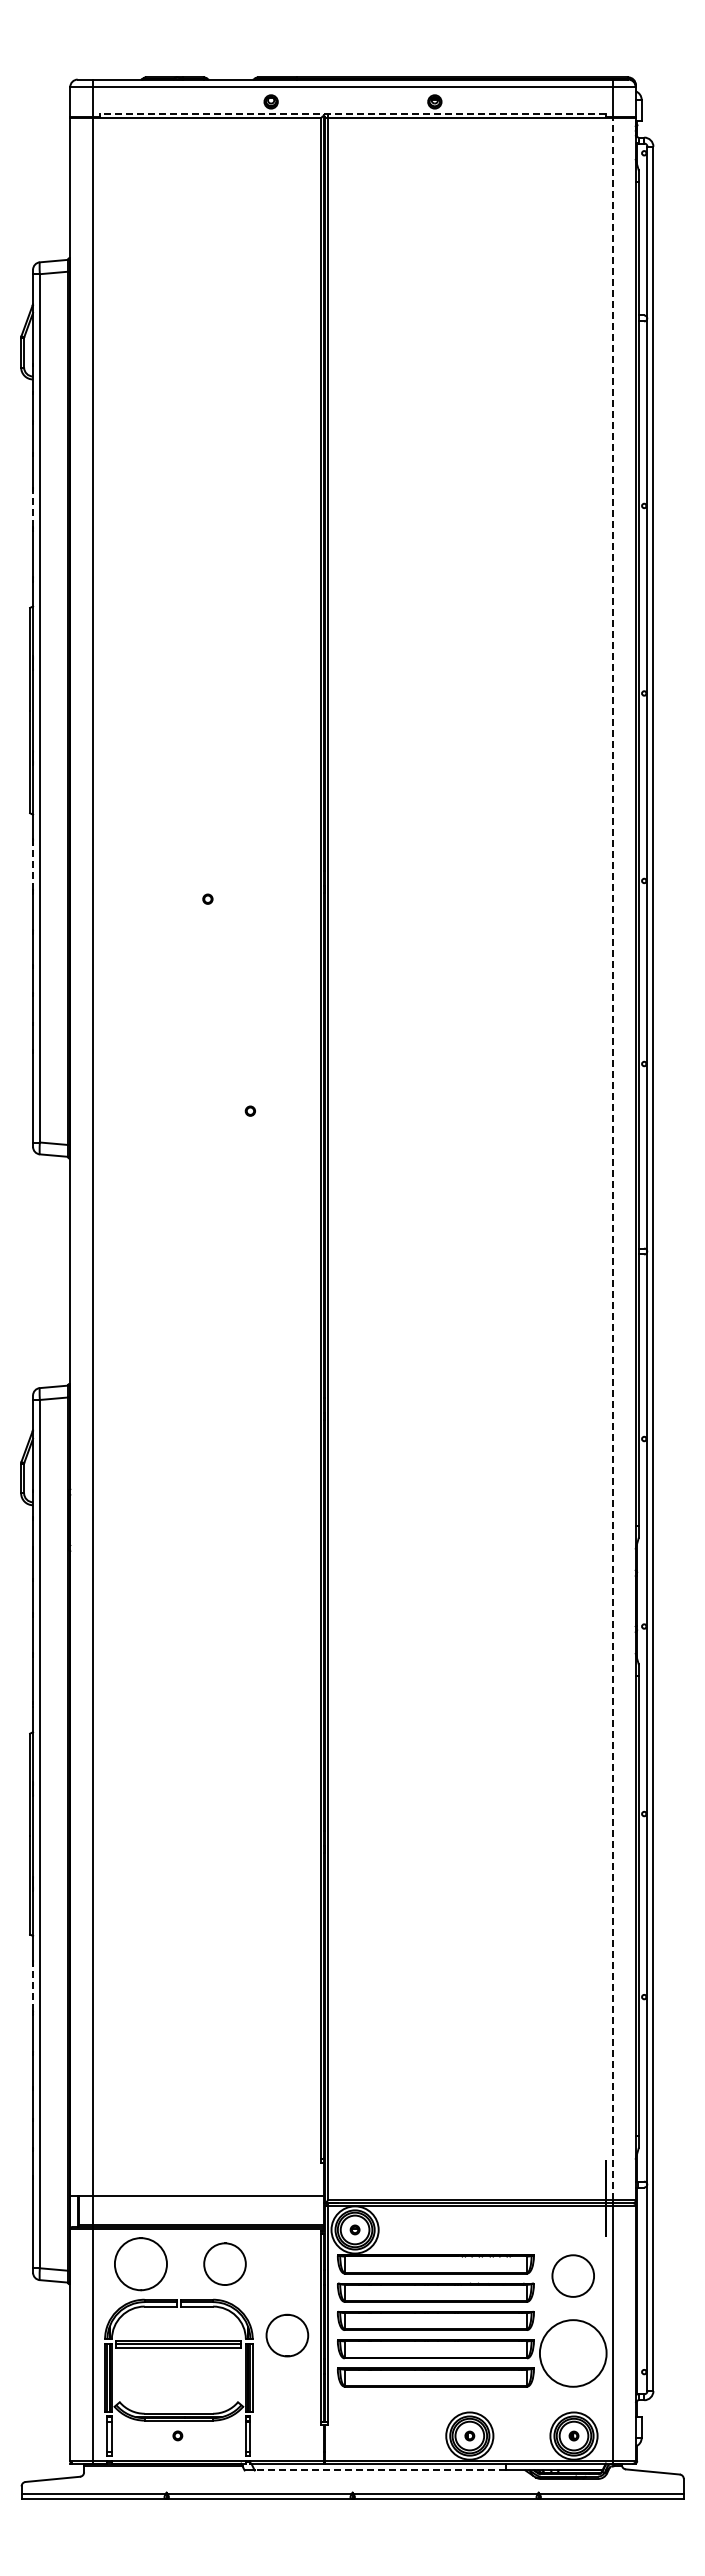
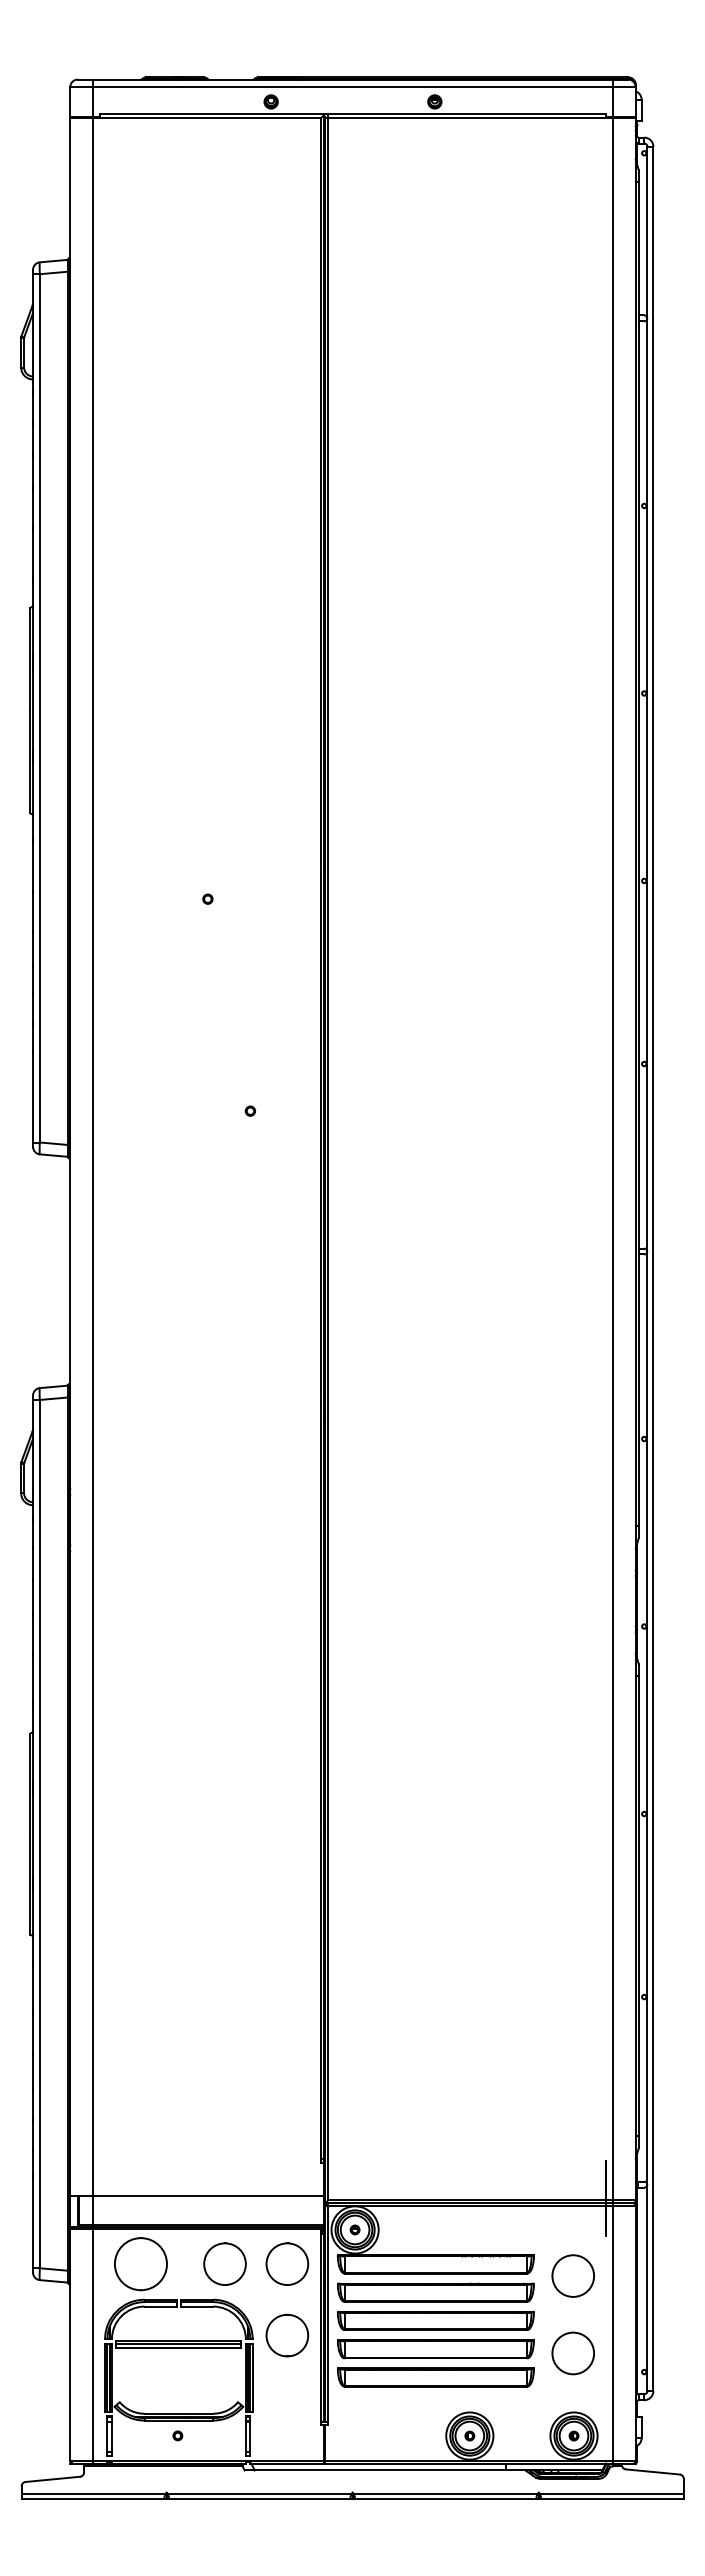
line: dashed -> solid (353, 113)
line: dashed -> solid (33, 508)
line: dashed -> solid (33, 867)
line: dashed -> solid (613, 1158)
line: dashed -> solid (33, 1988)
part: none -> present (287, 2263)
circle diameter: 67 px -> 42 px (573, 2353)
line: dashed -> solid (380, 2470)
